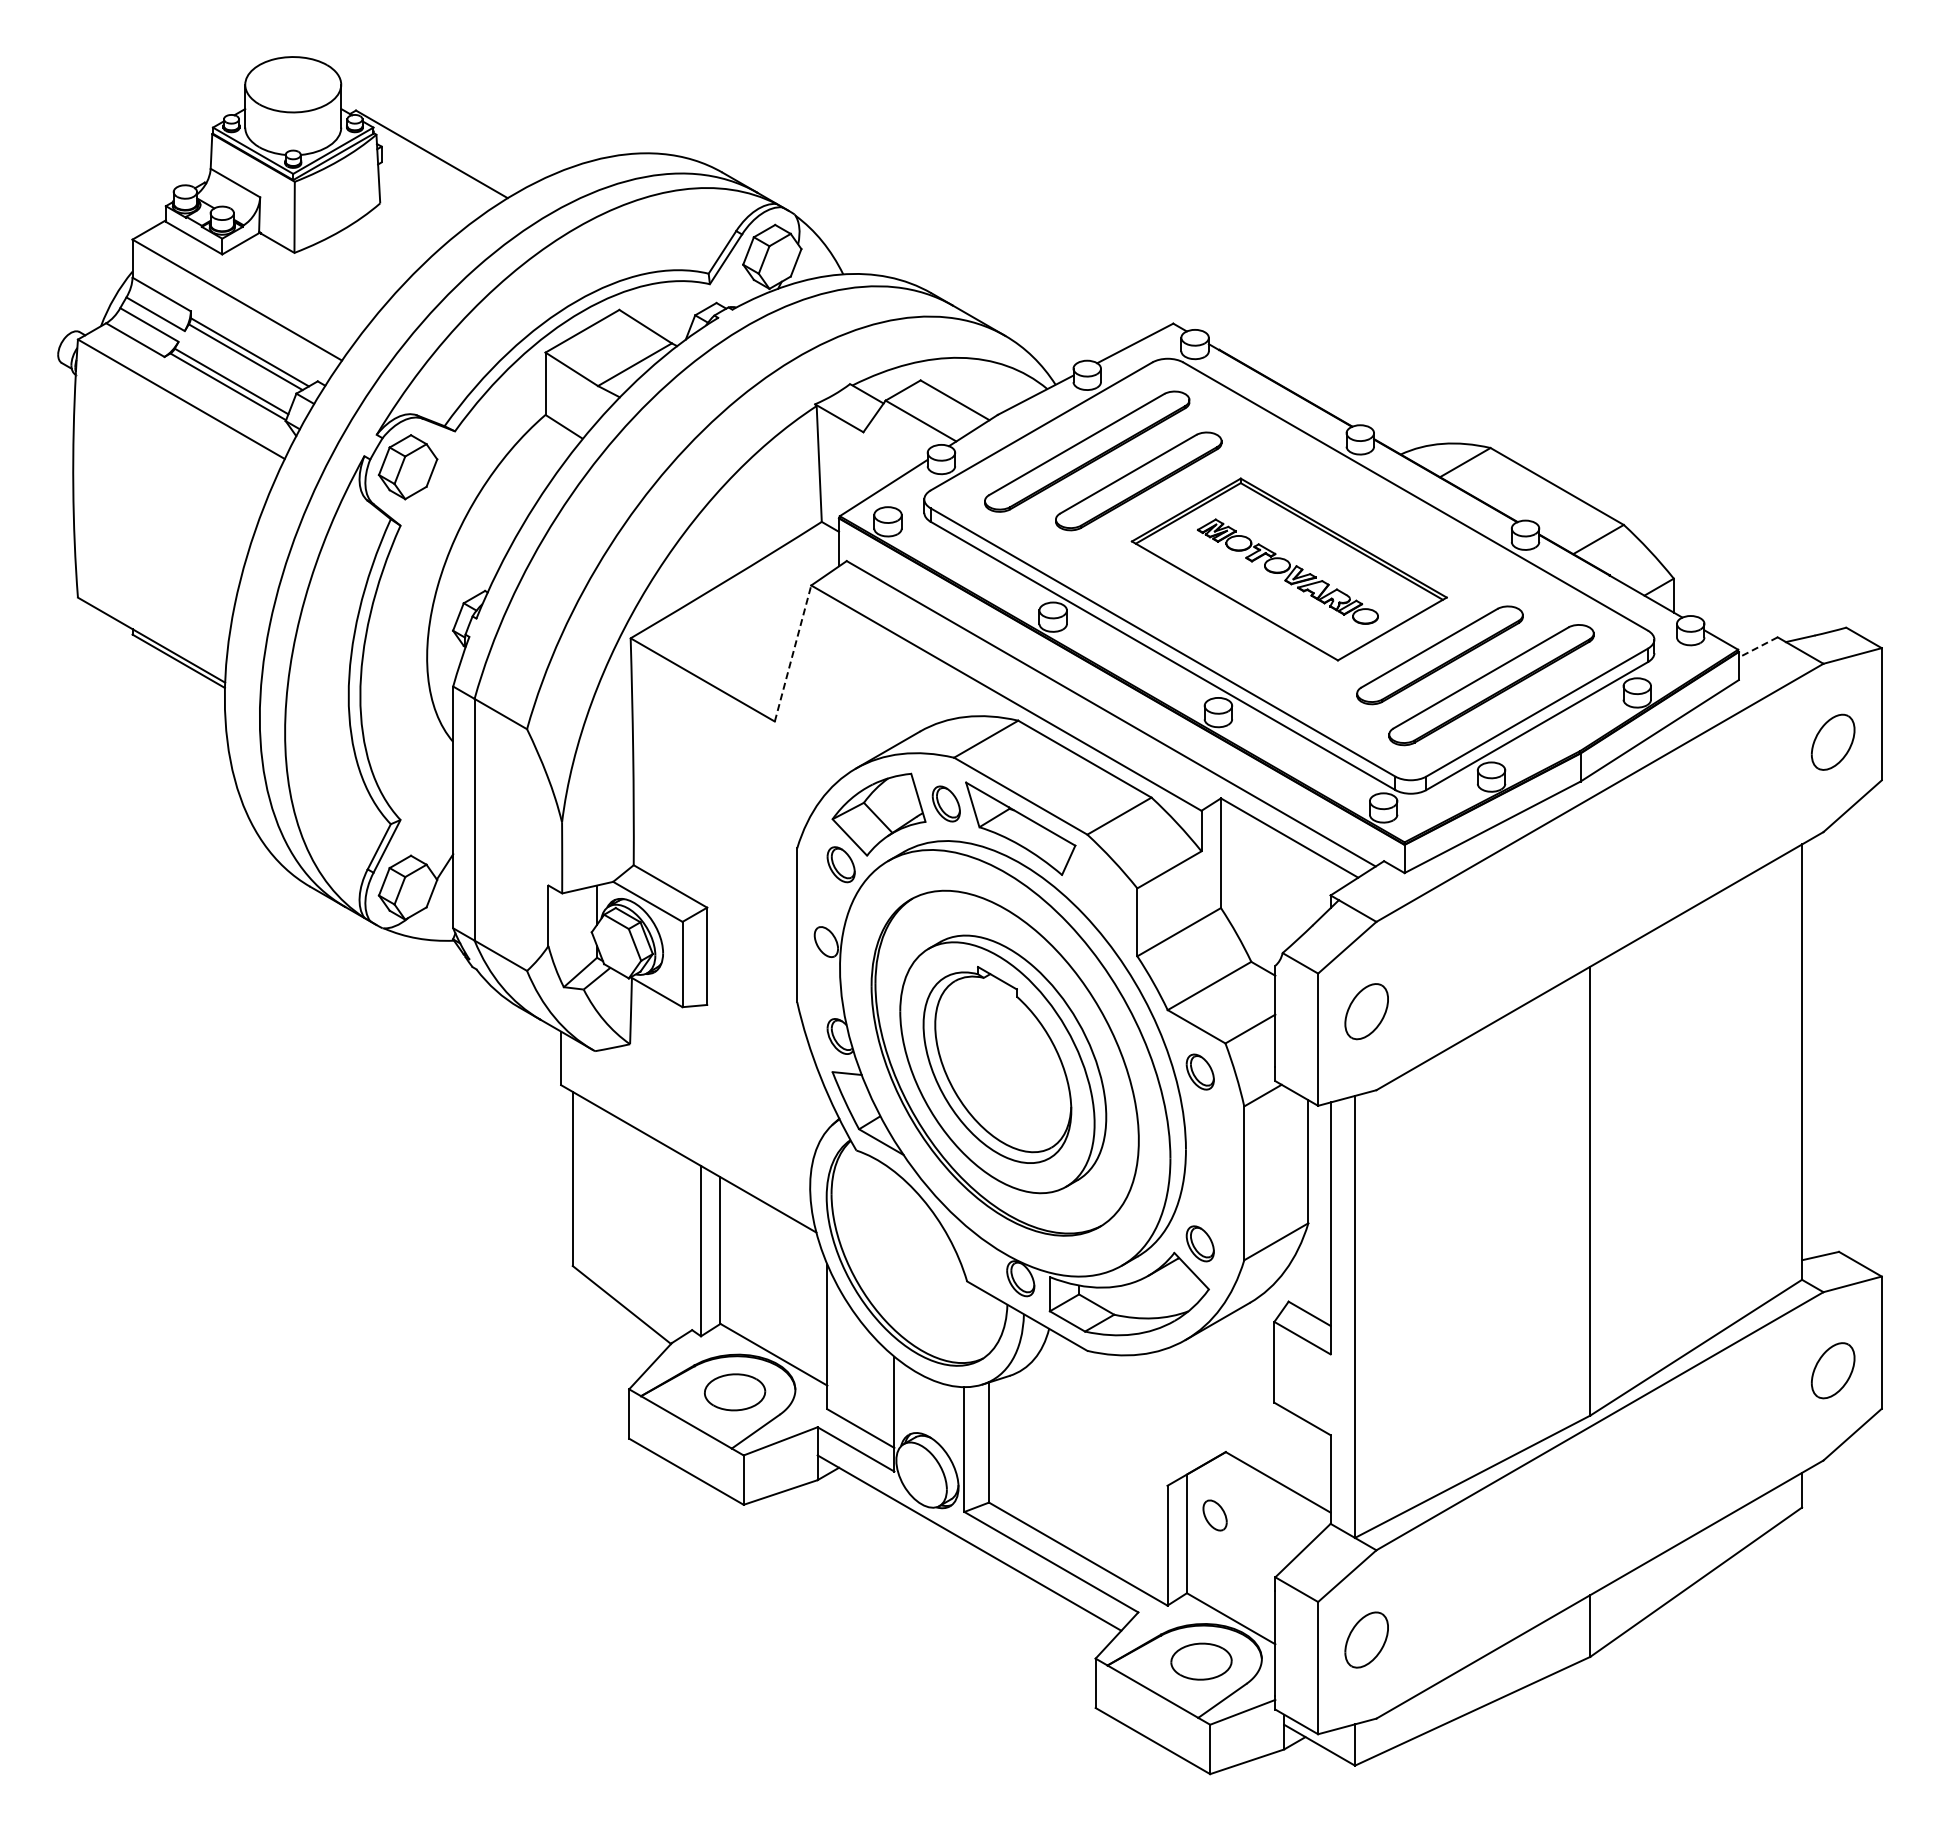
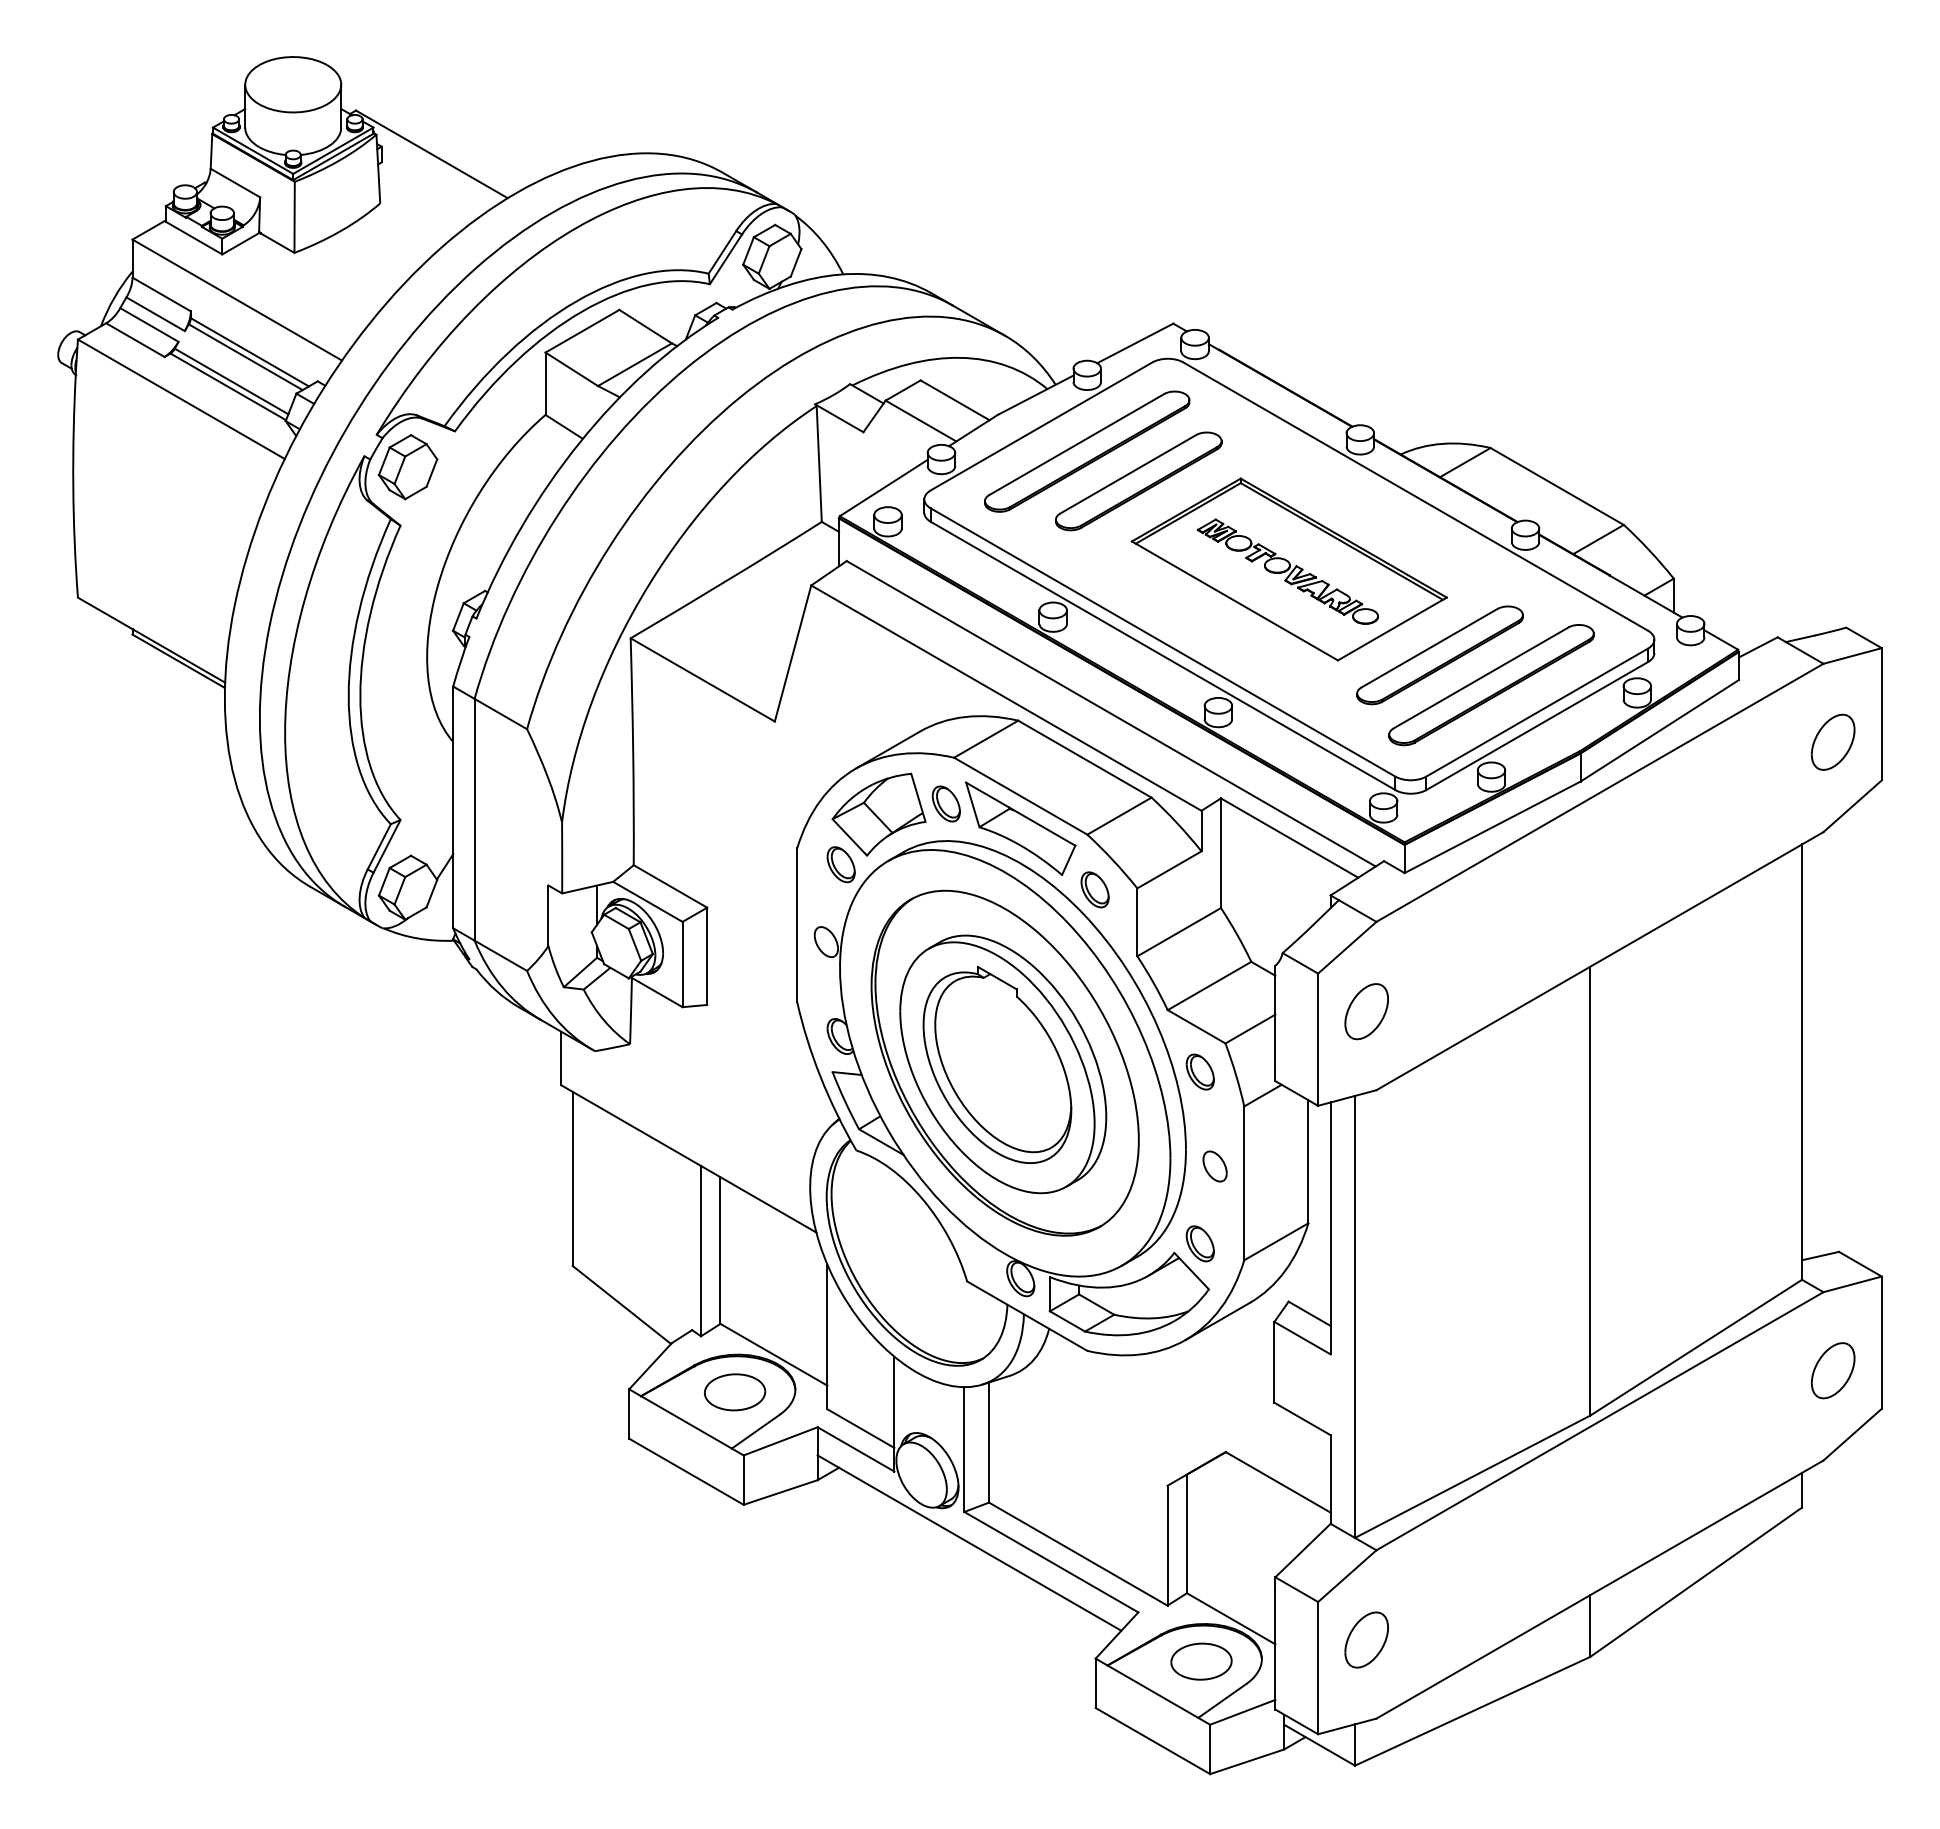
line: dashed -> solid (1758, 647)
line: dashed -> solid (793, 653)
part: none -> present (1094, 889)
part position: (1214, 1515) -> (1214, 1166) (1214, 1166)
